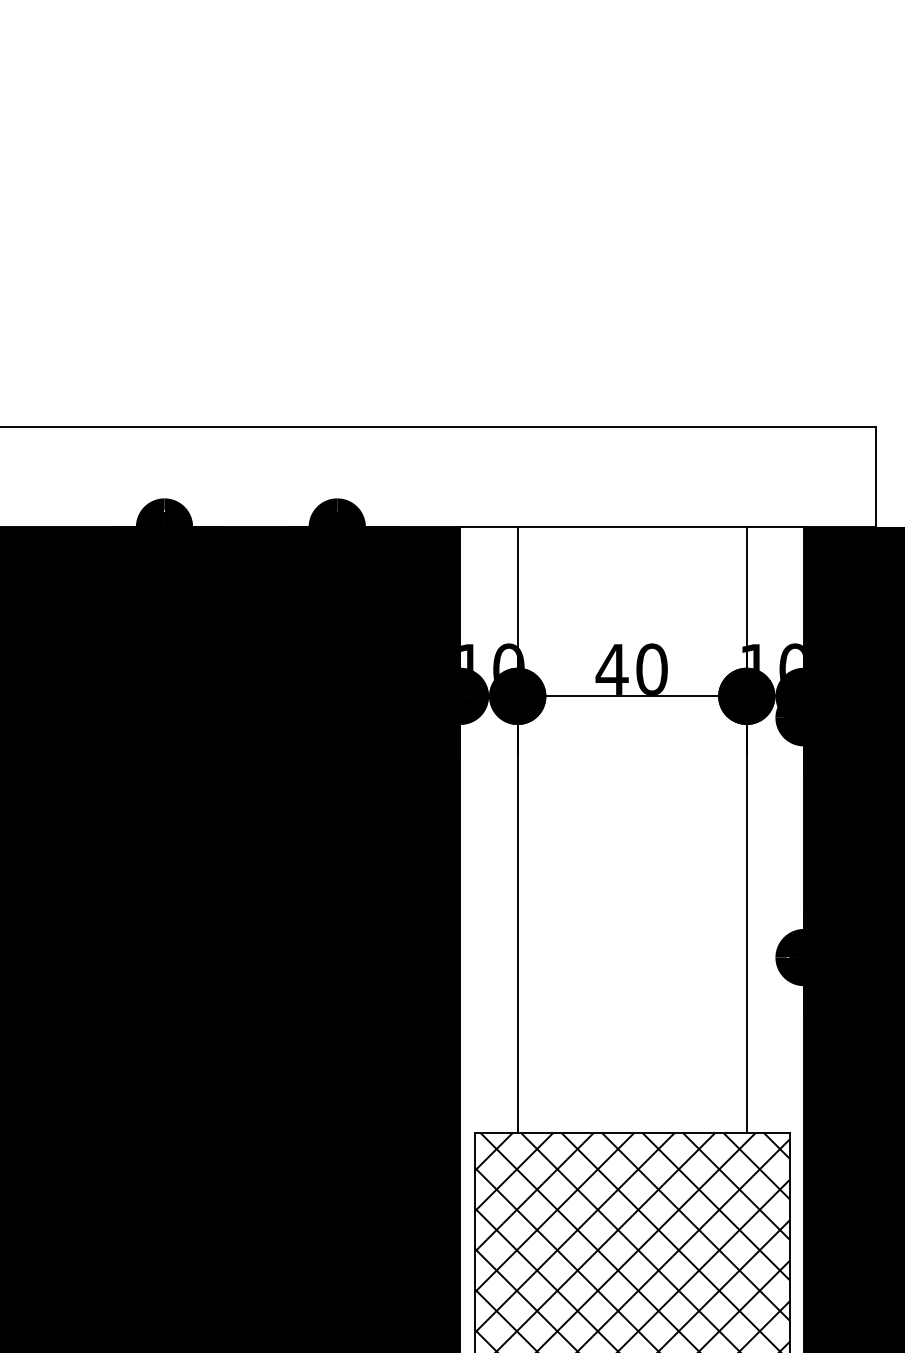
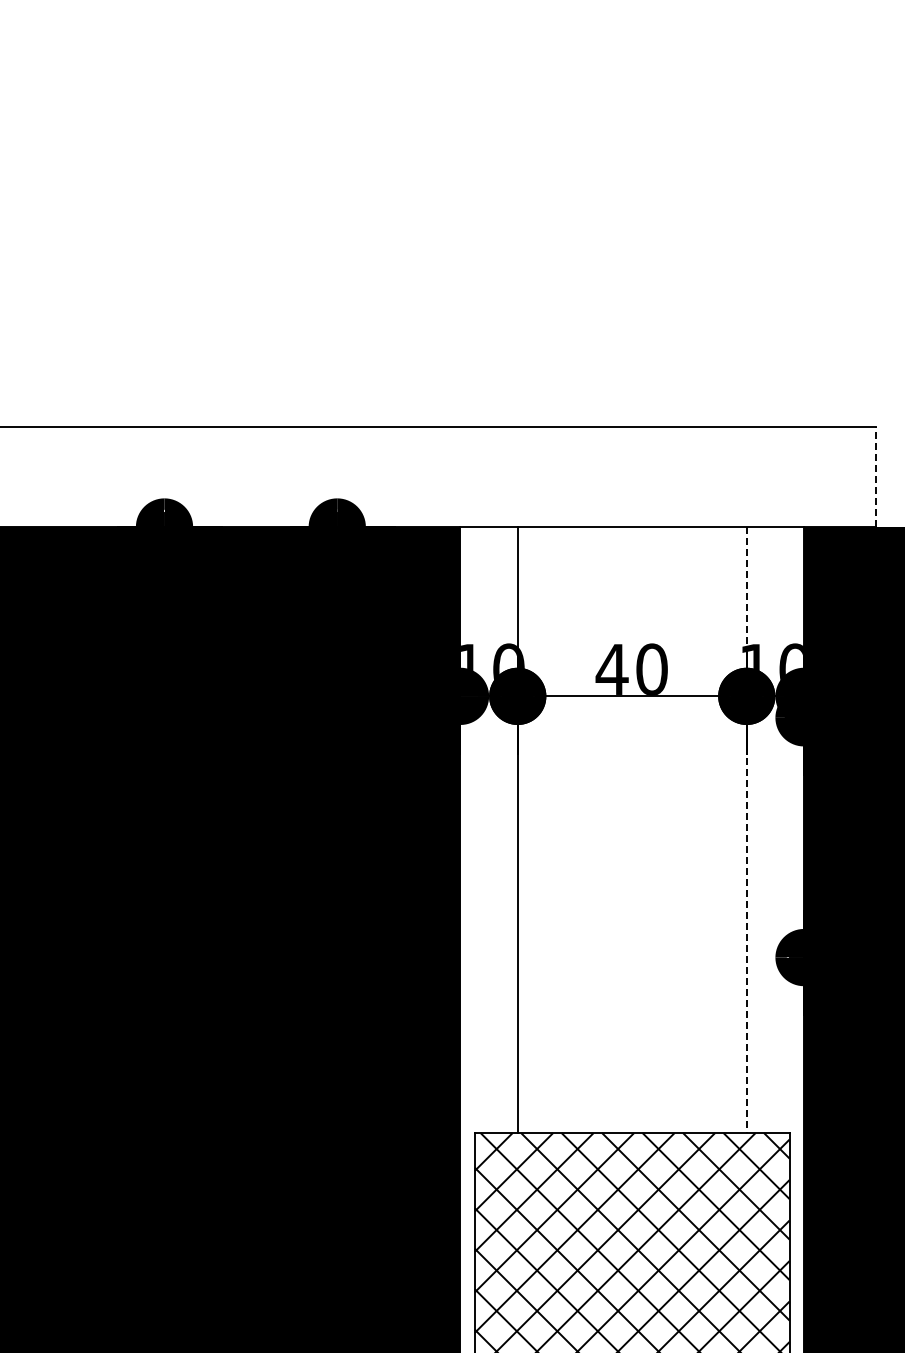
line: solid -> dashed (875, 476)
line: solid -> dashed (746, 830)
